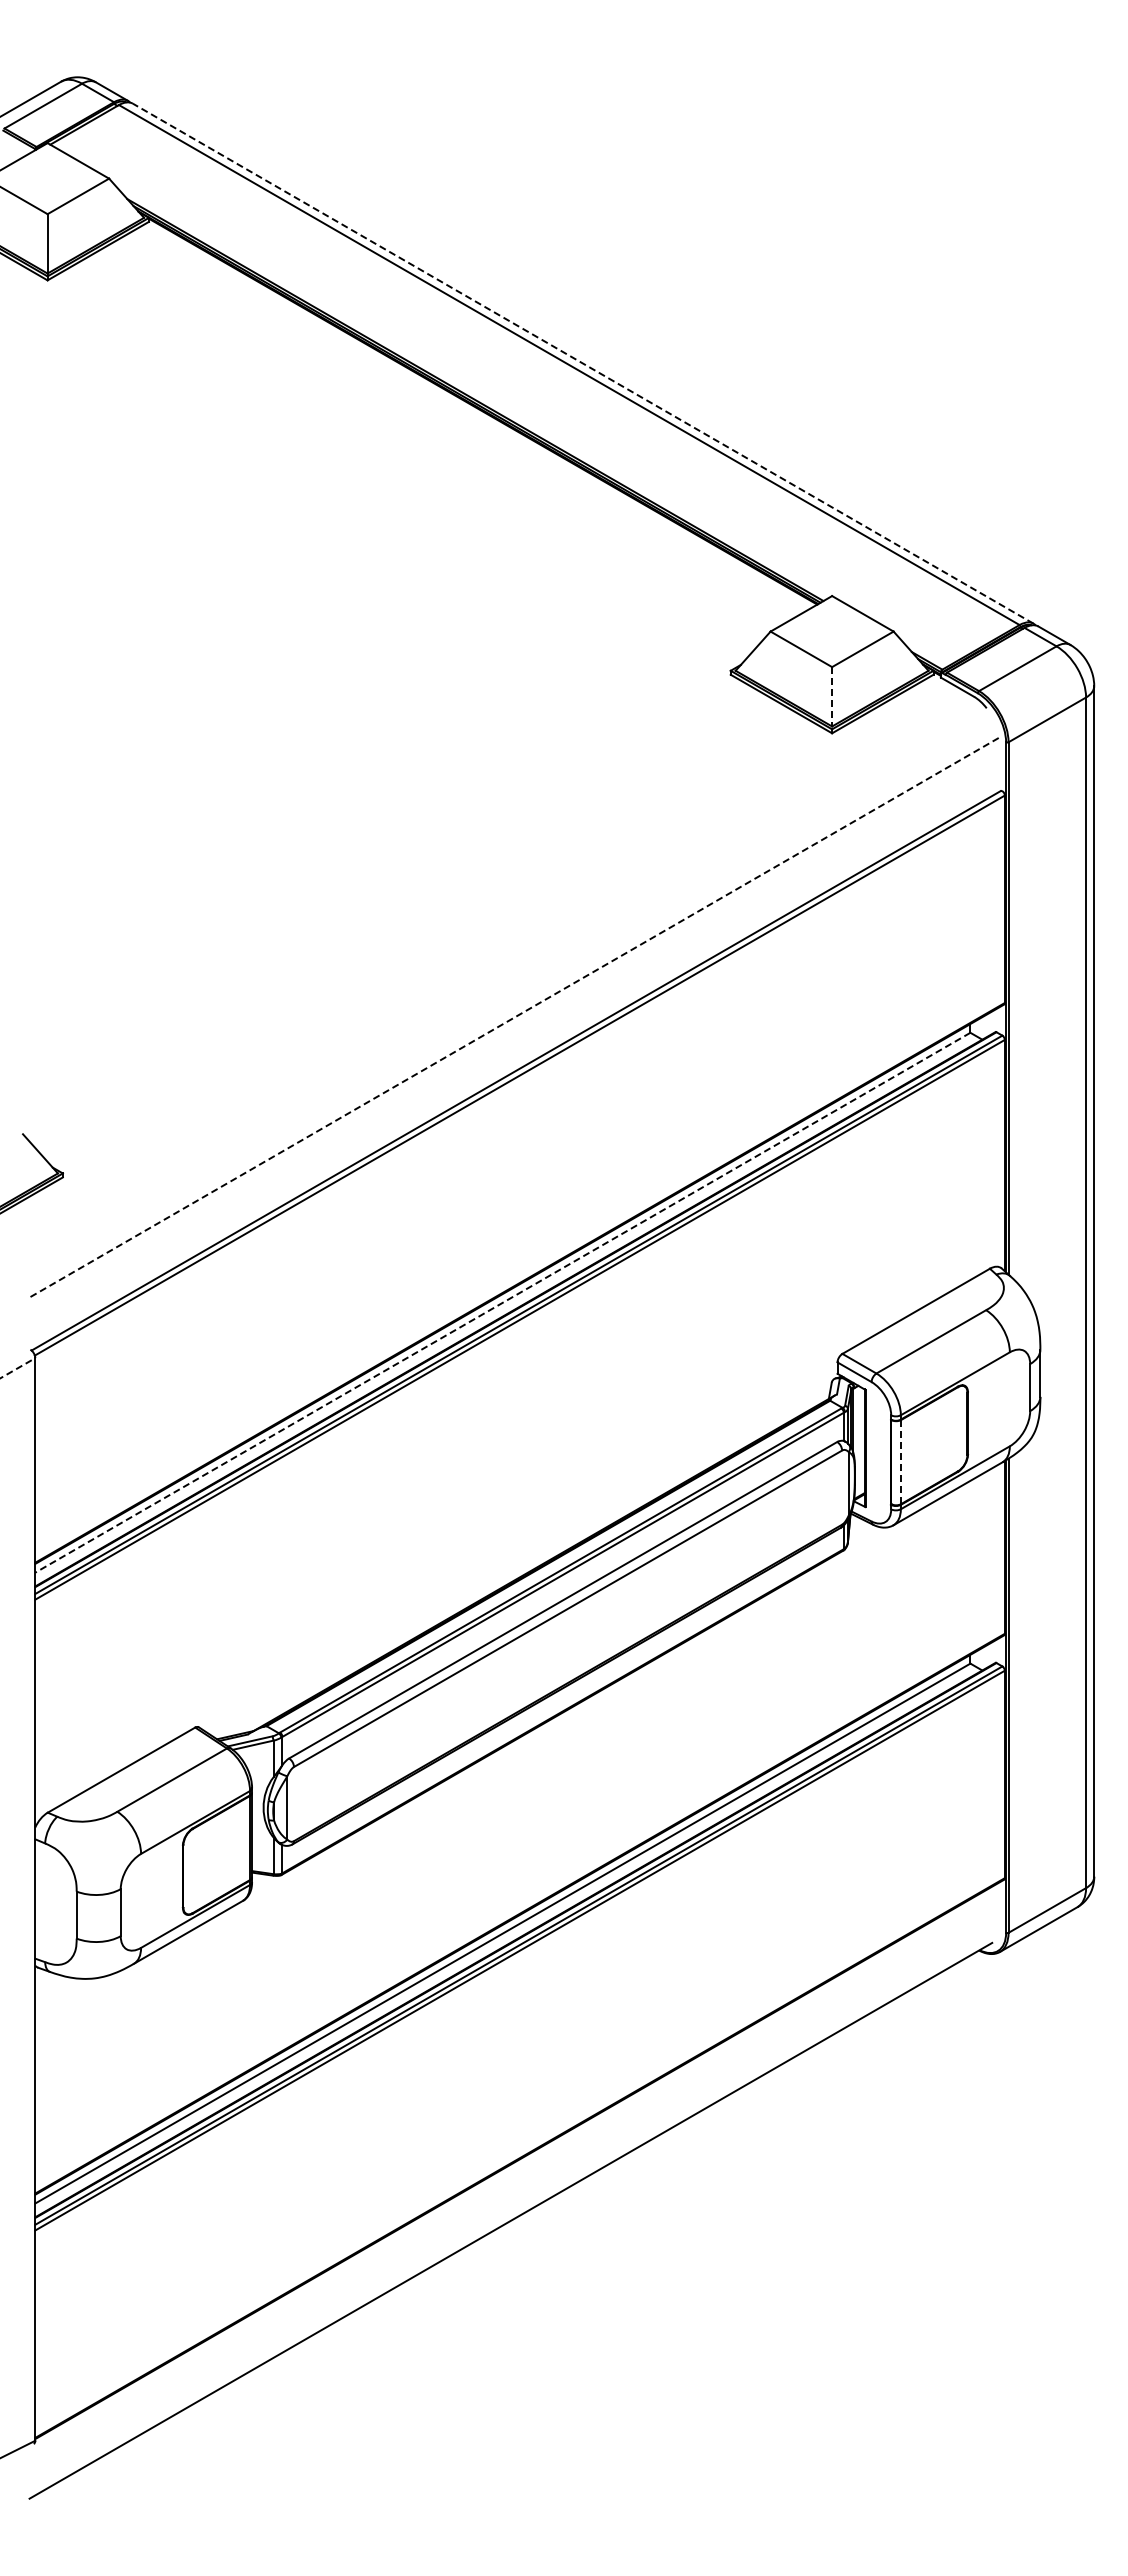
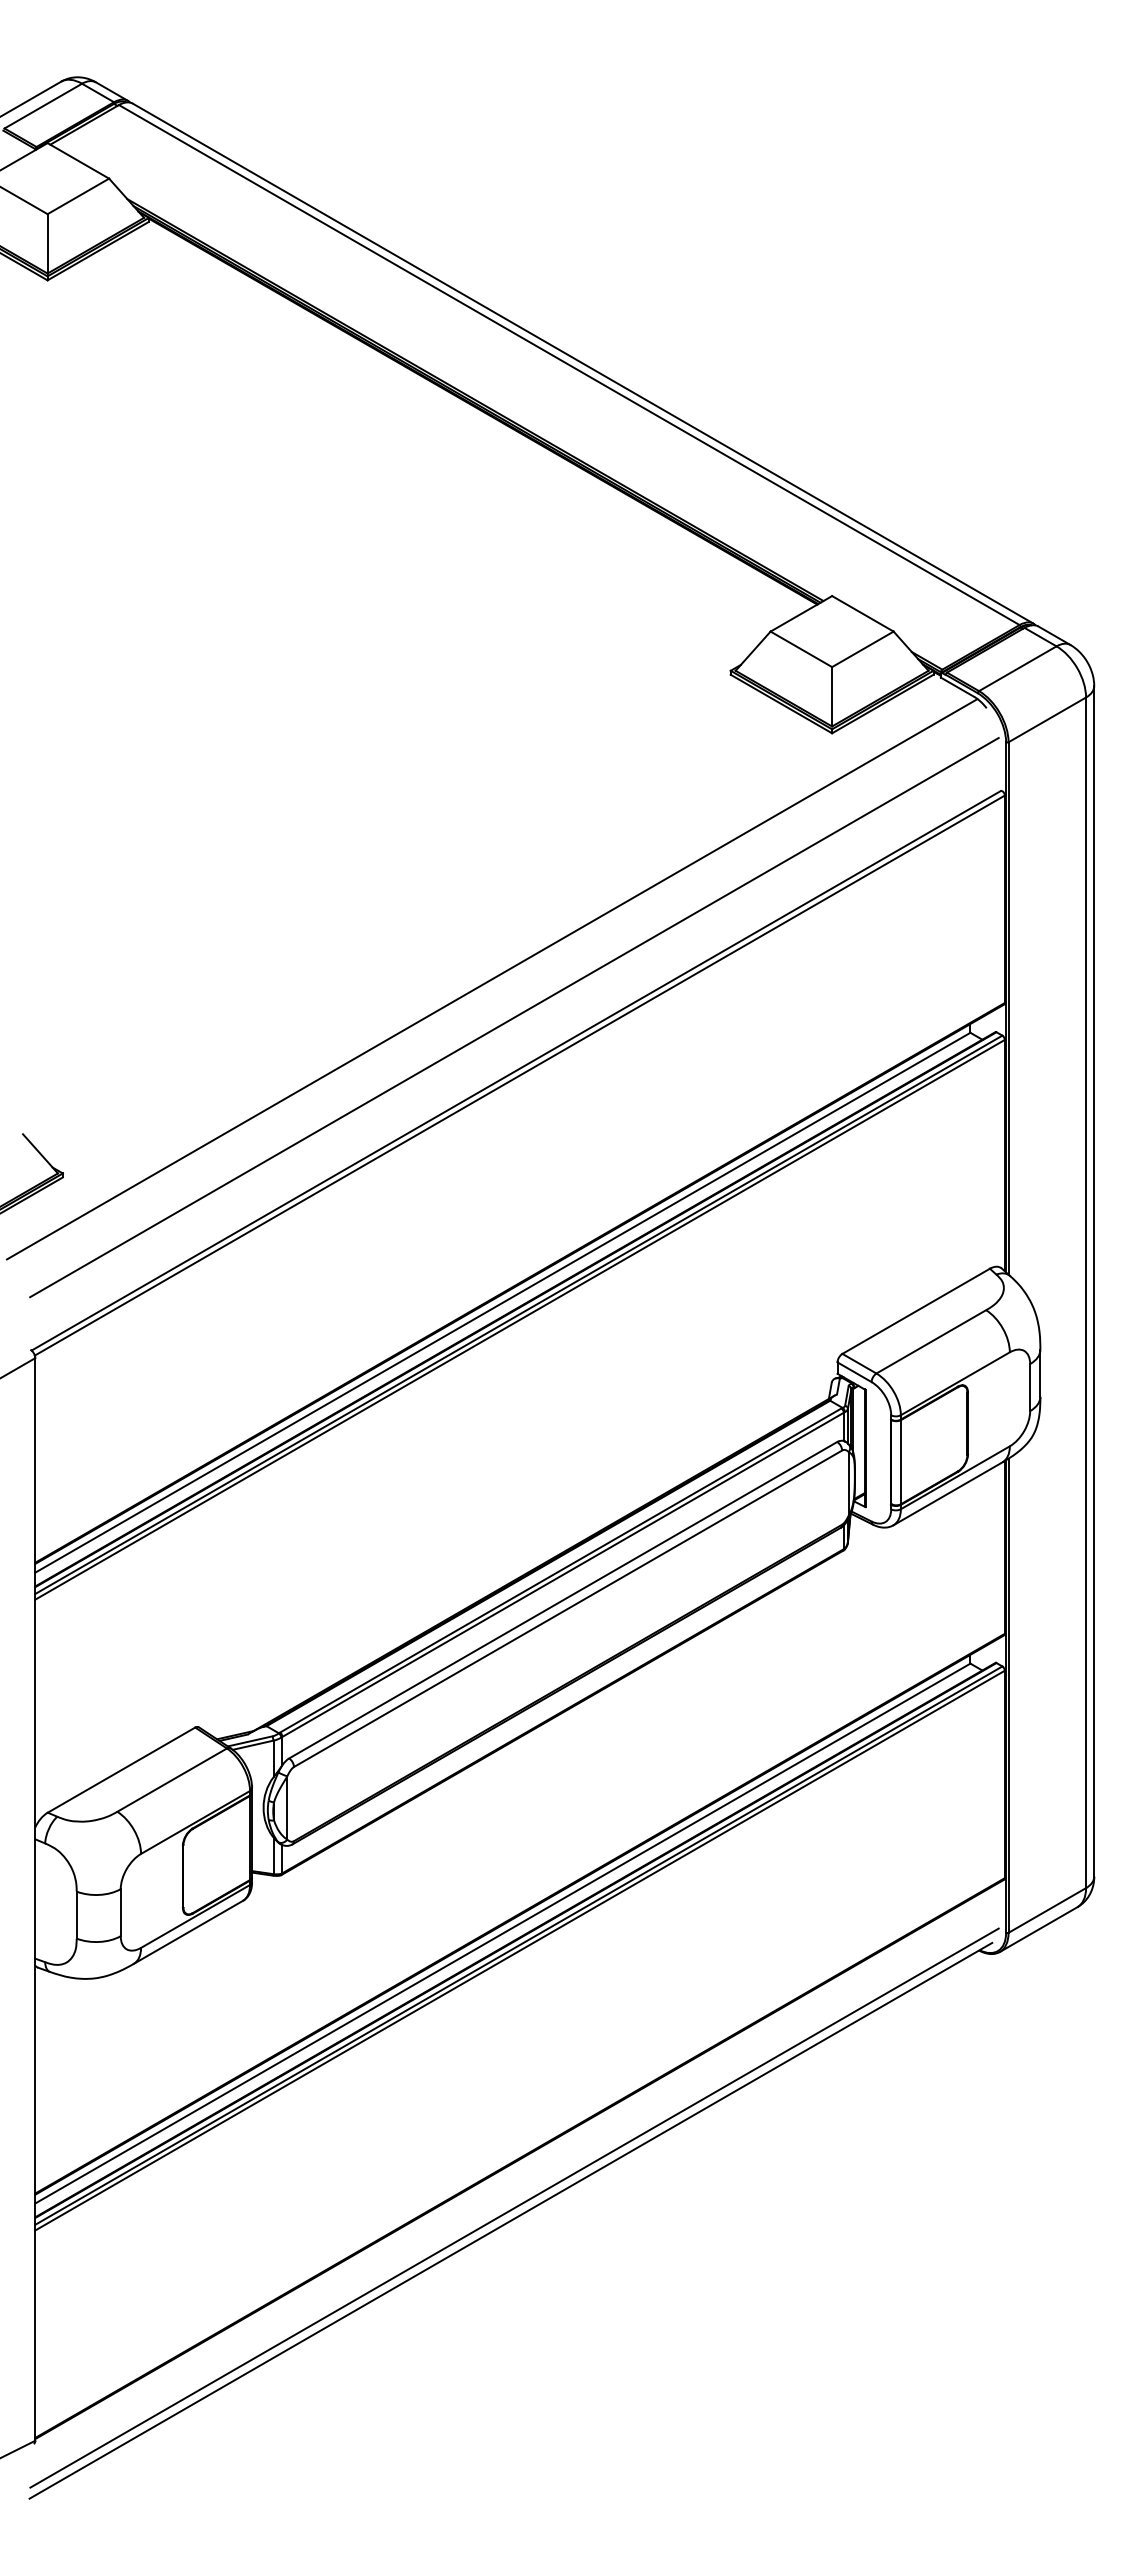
line: dashed -> solid (583, 363)
line: dashed -> solid (832, 696)
line: none -> present (491, 979)
line: dashed -> solid (514, 1017)
line: dashed -> solid (502, 1302)
line: dashed -> solid (18, 1367)
line: dashed -> solid (901, 1461)
line: none -> present (514, 2207)
